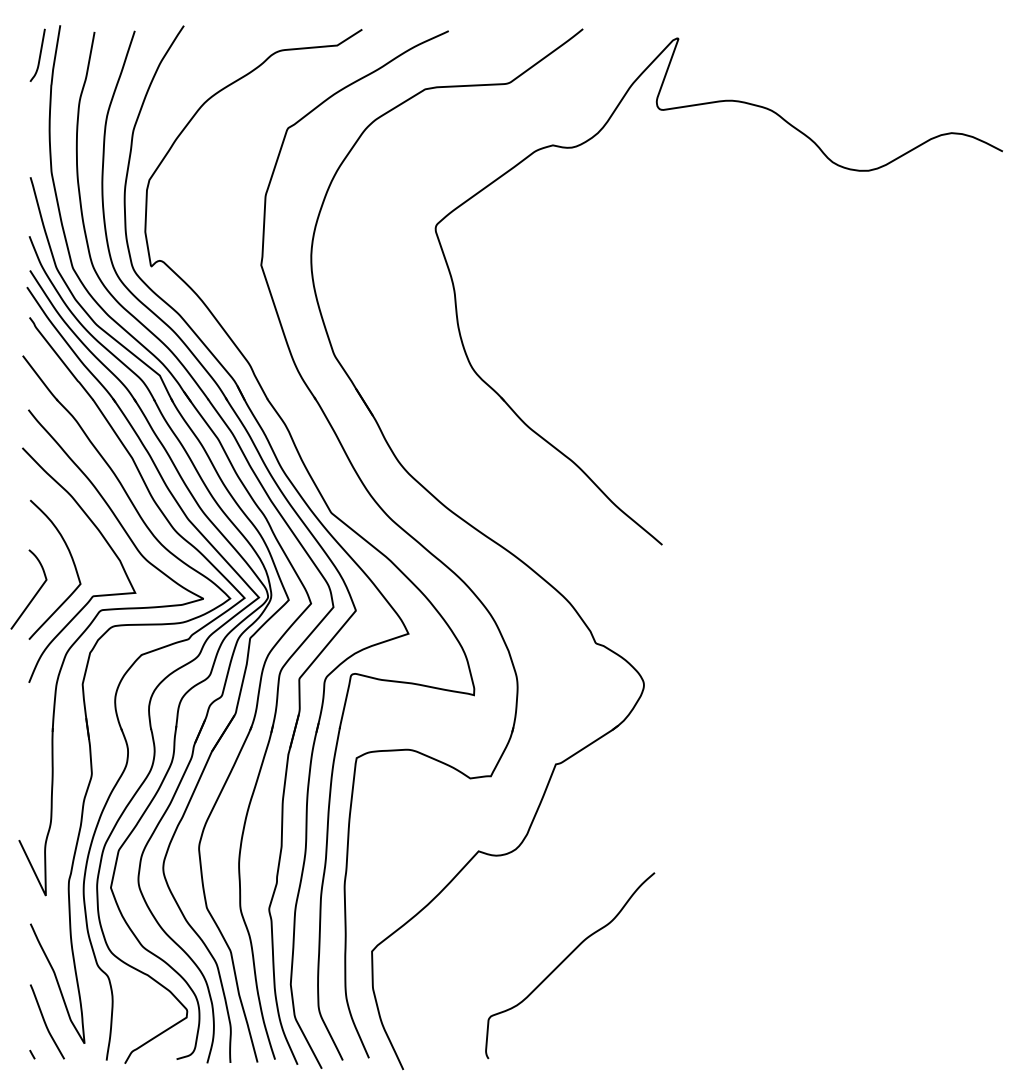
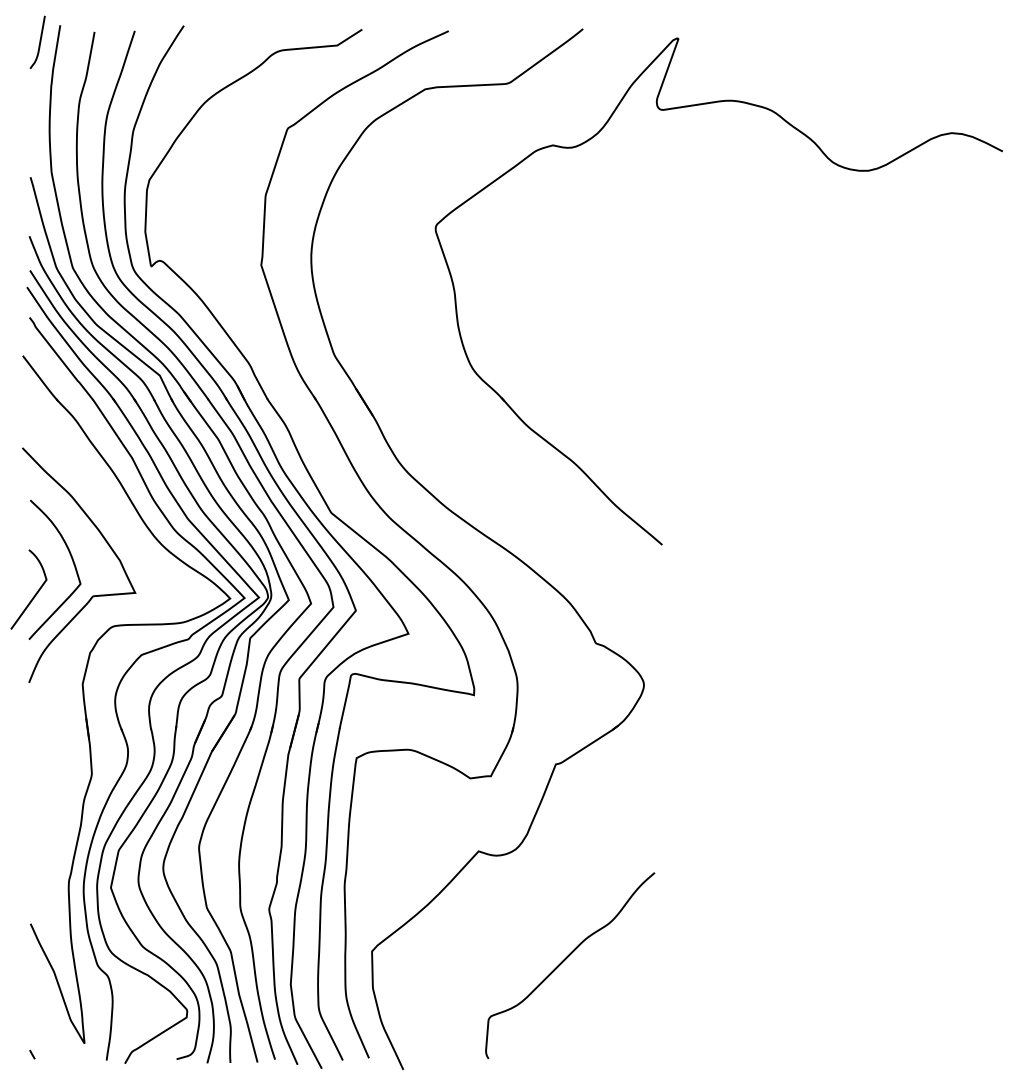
curve position: (39, 54) -> (39, 41) (39, 41)
part: present -> none (83, 634)
curve: present -> none (45, 1021)
